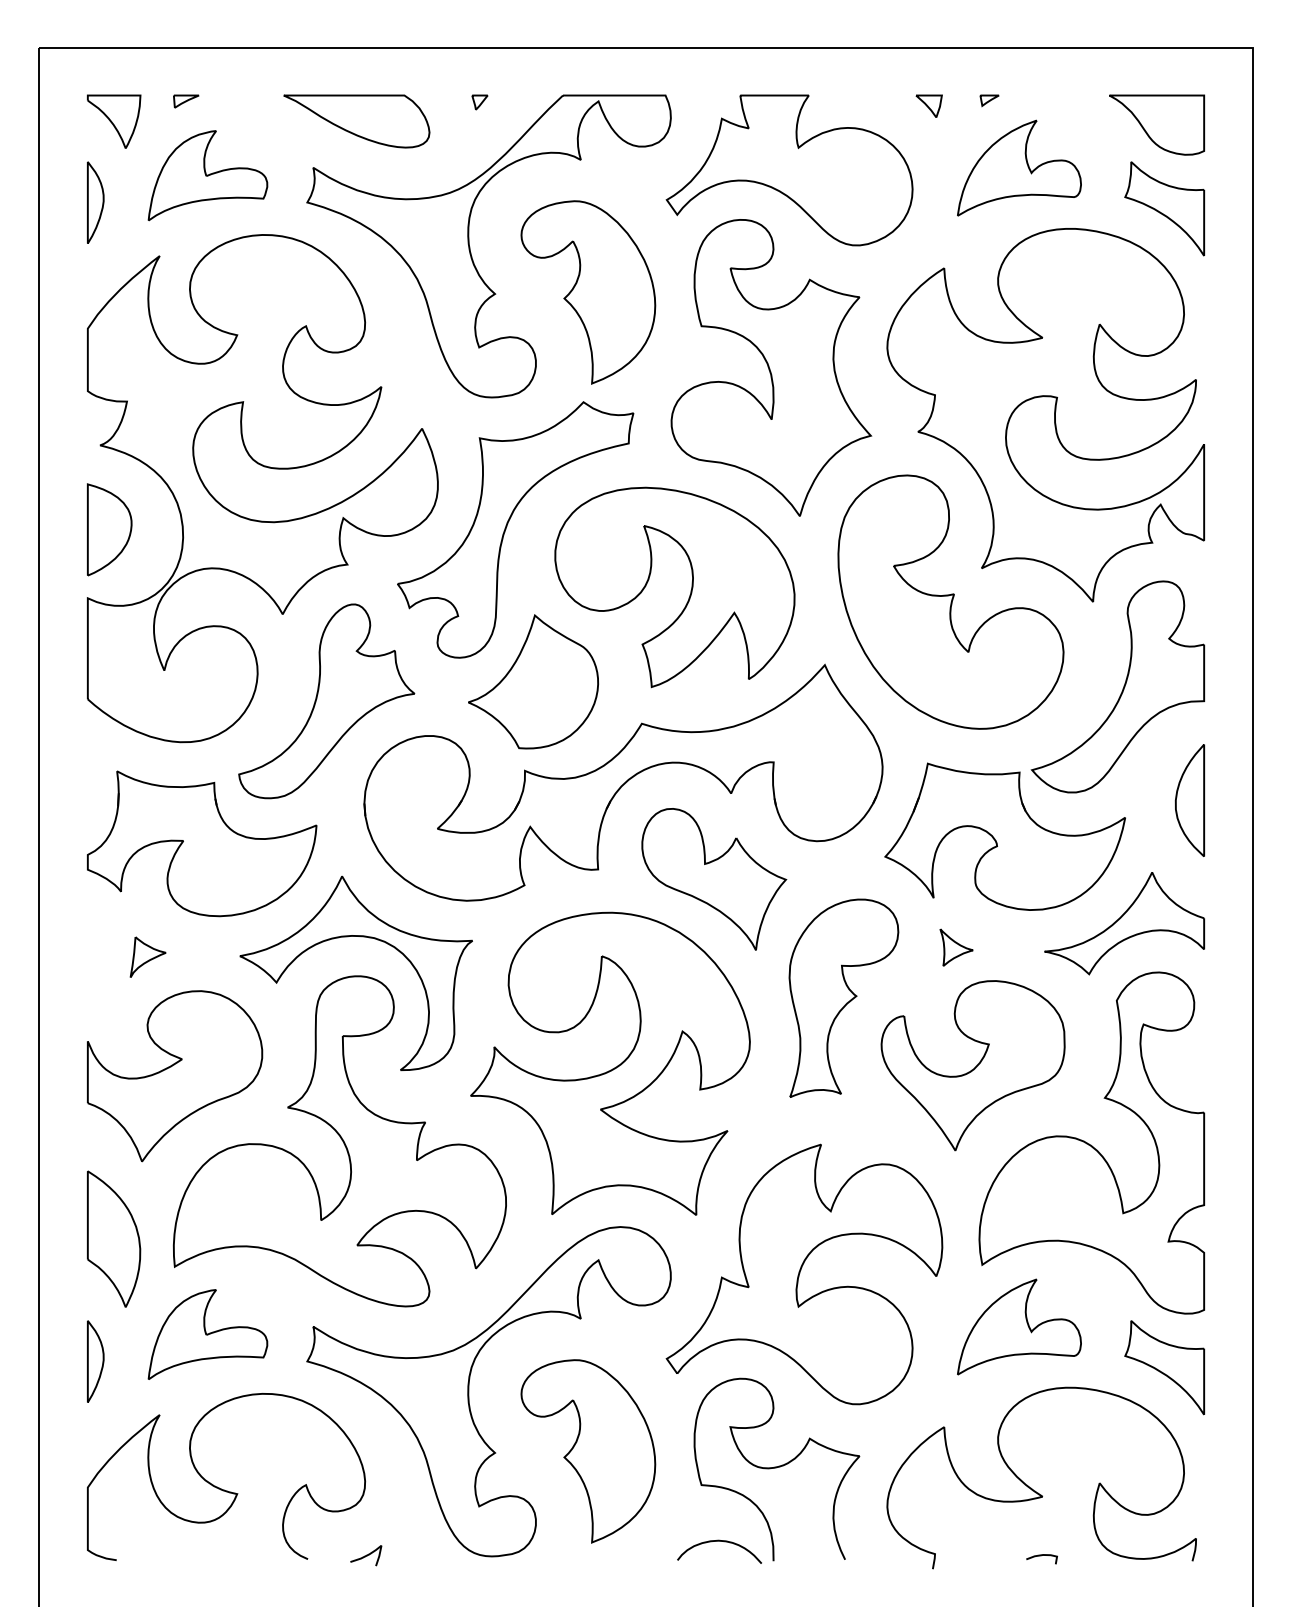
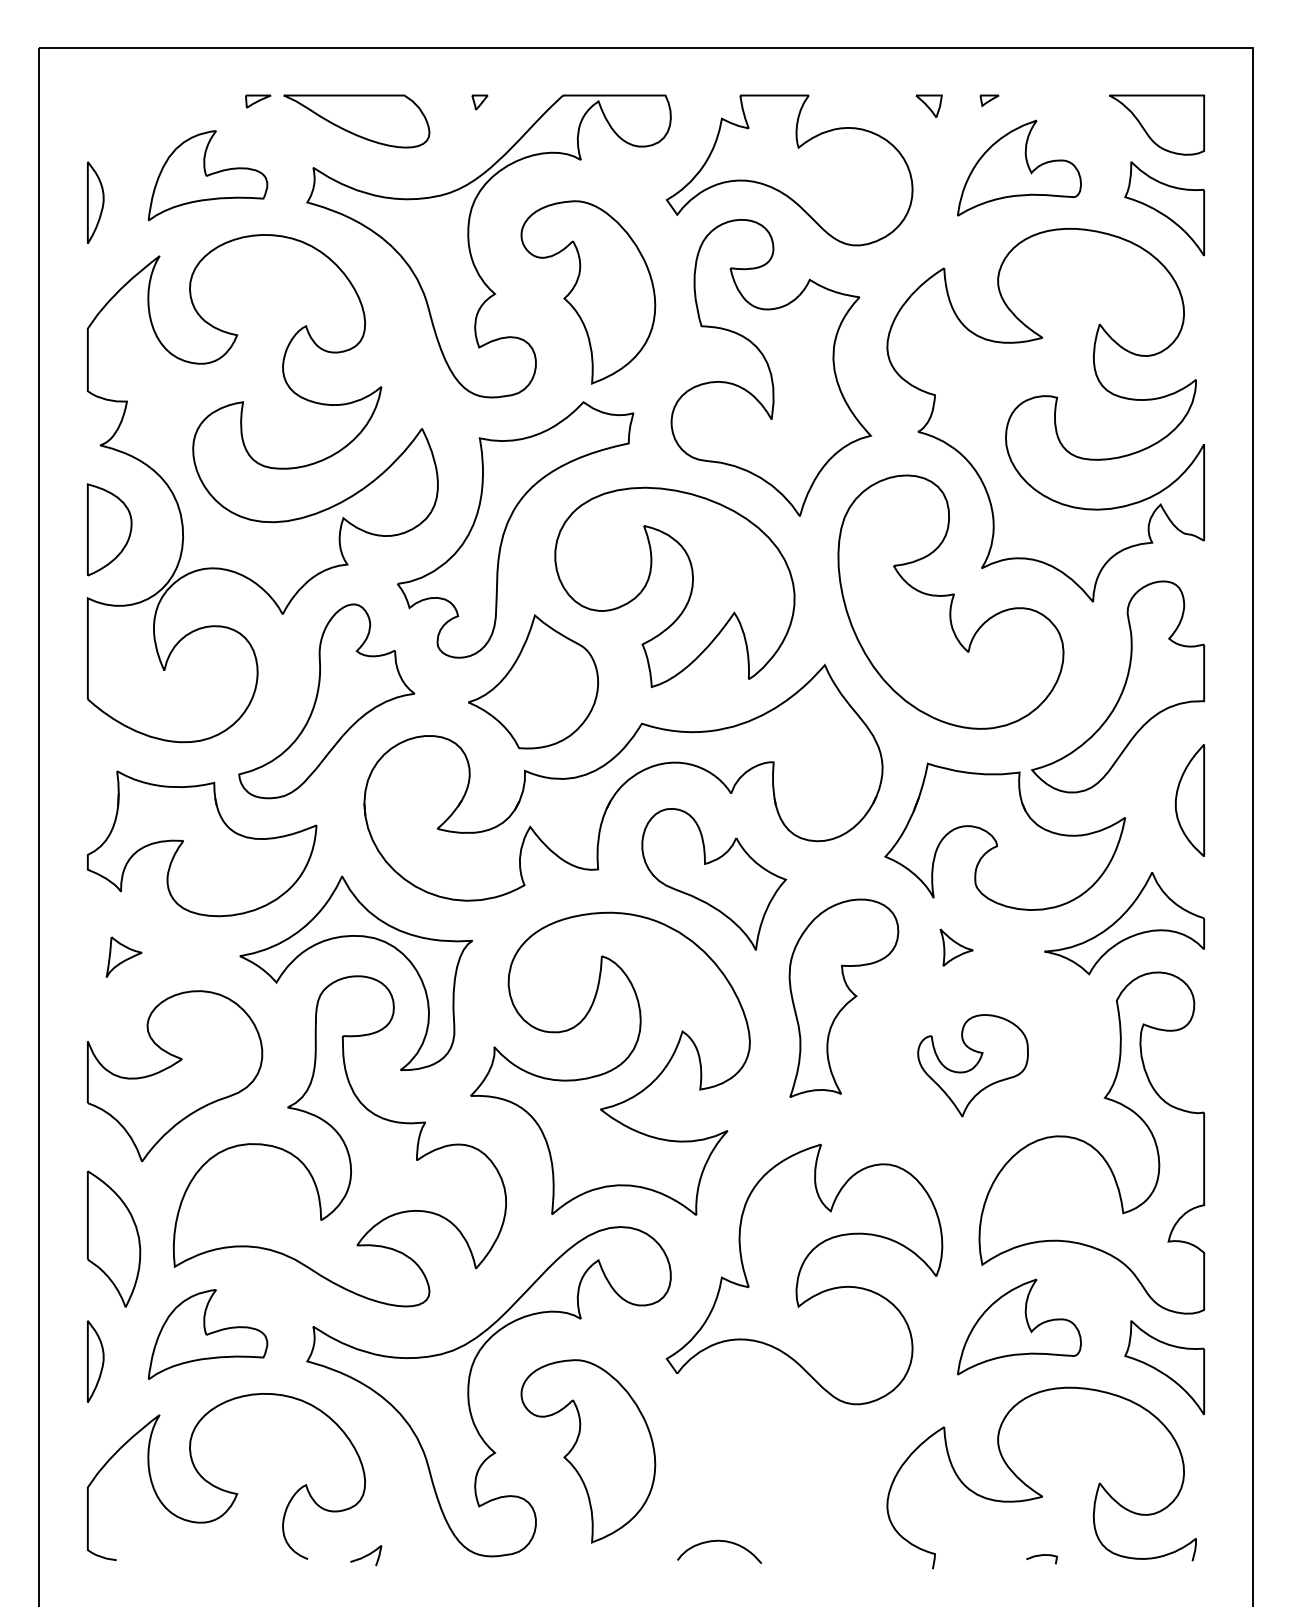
part position: (186, 101) -> (258, 101) (258, 101)
part: present -> none (114, 121)
part position: (147, 956) -> (123, 956) (123, 956)
part size: 186x172 px -> 112x104 px (972, 1065)
curve: present -> none (776, 1468)
